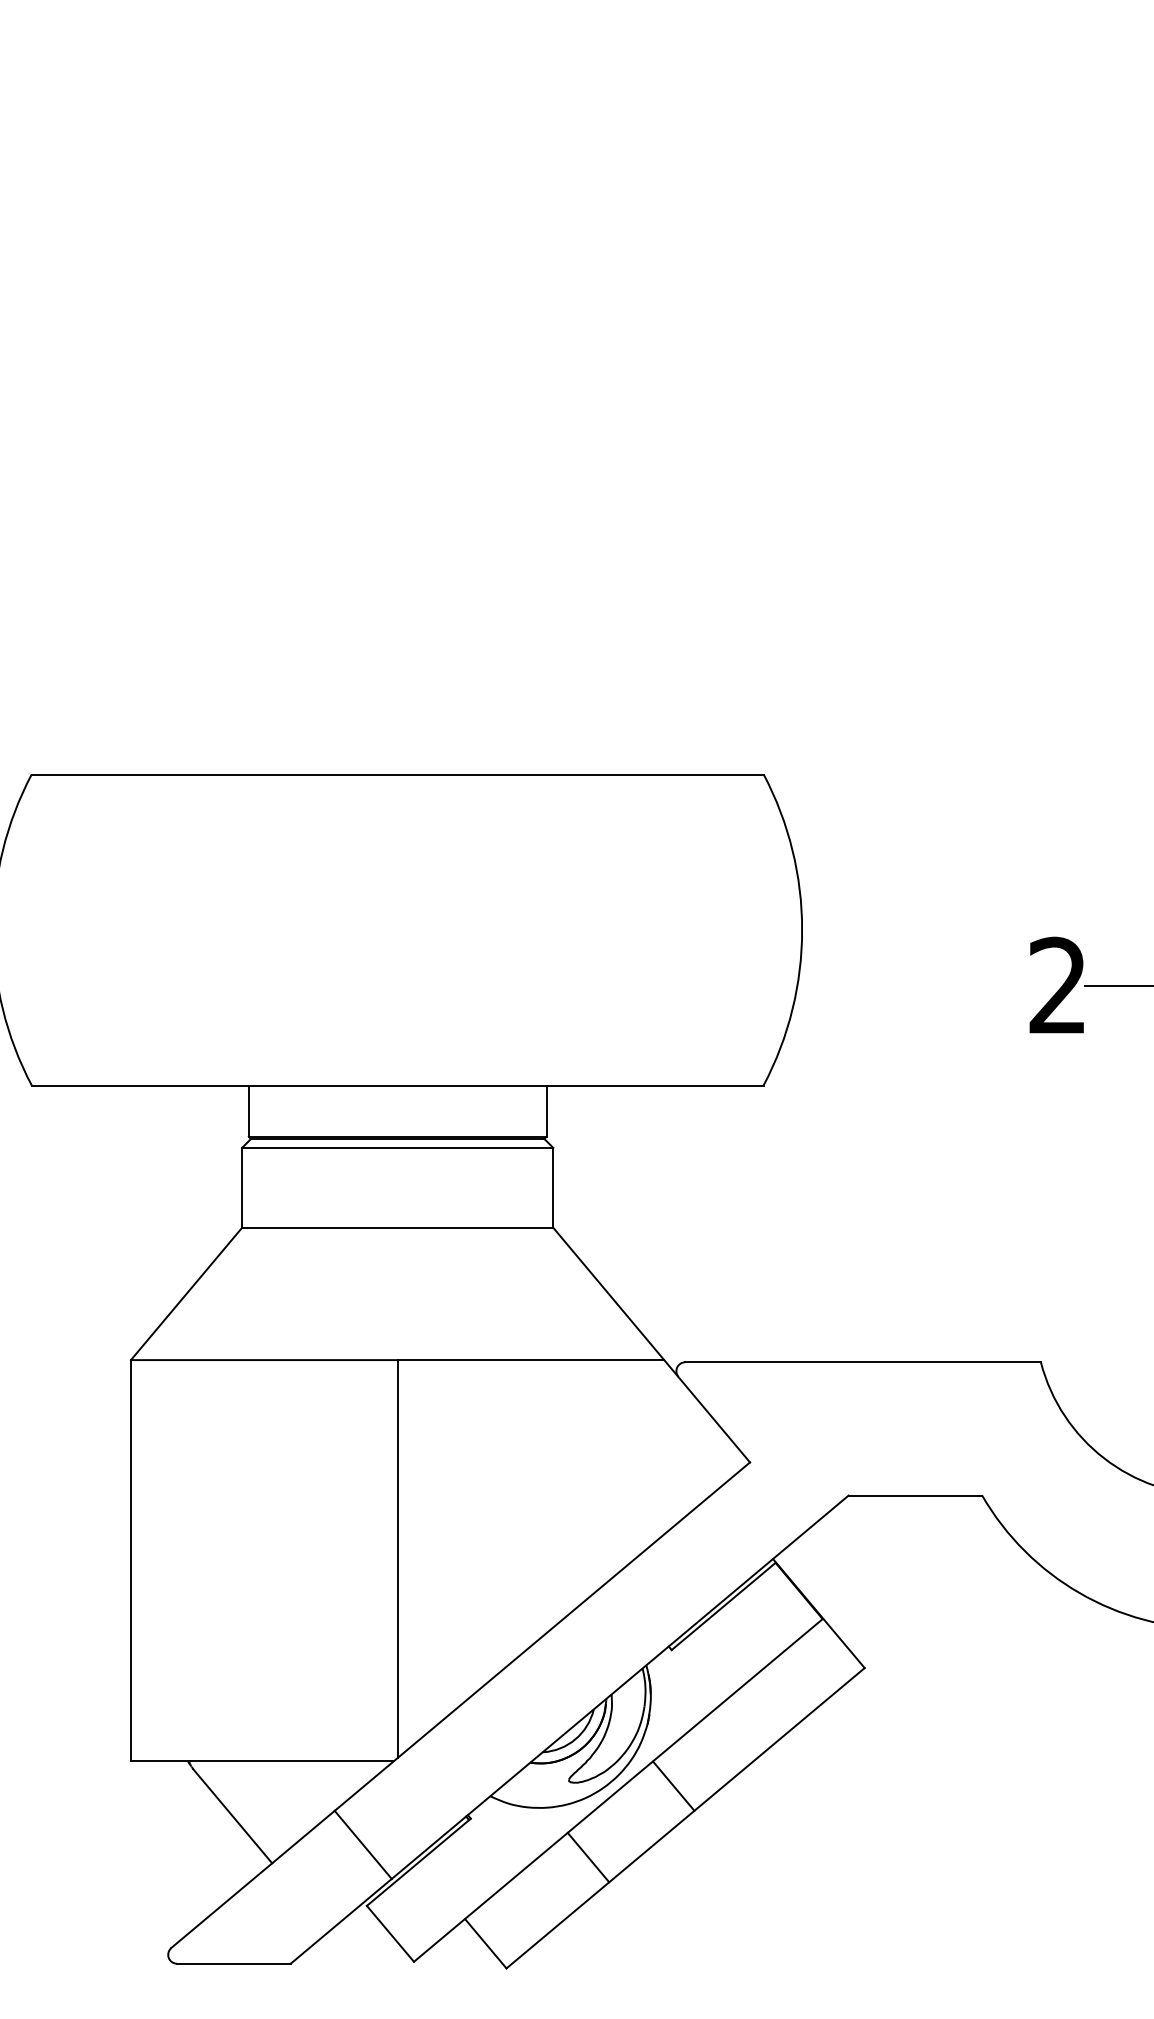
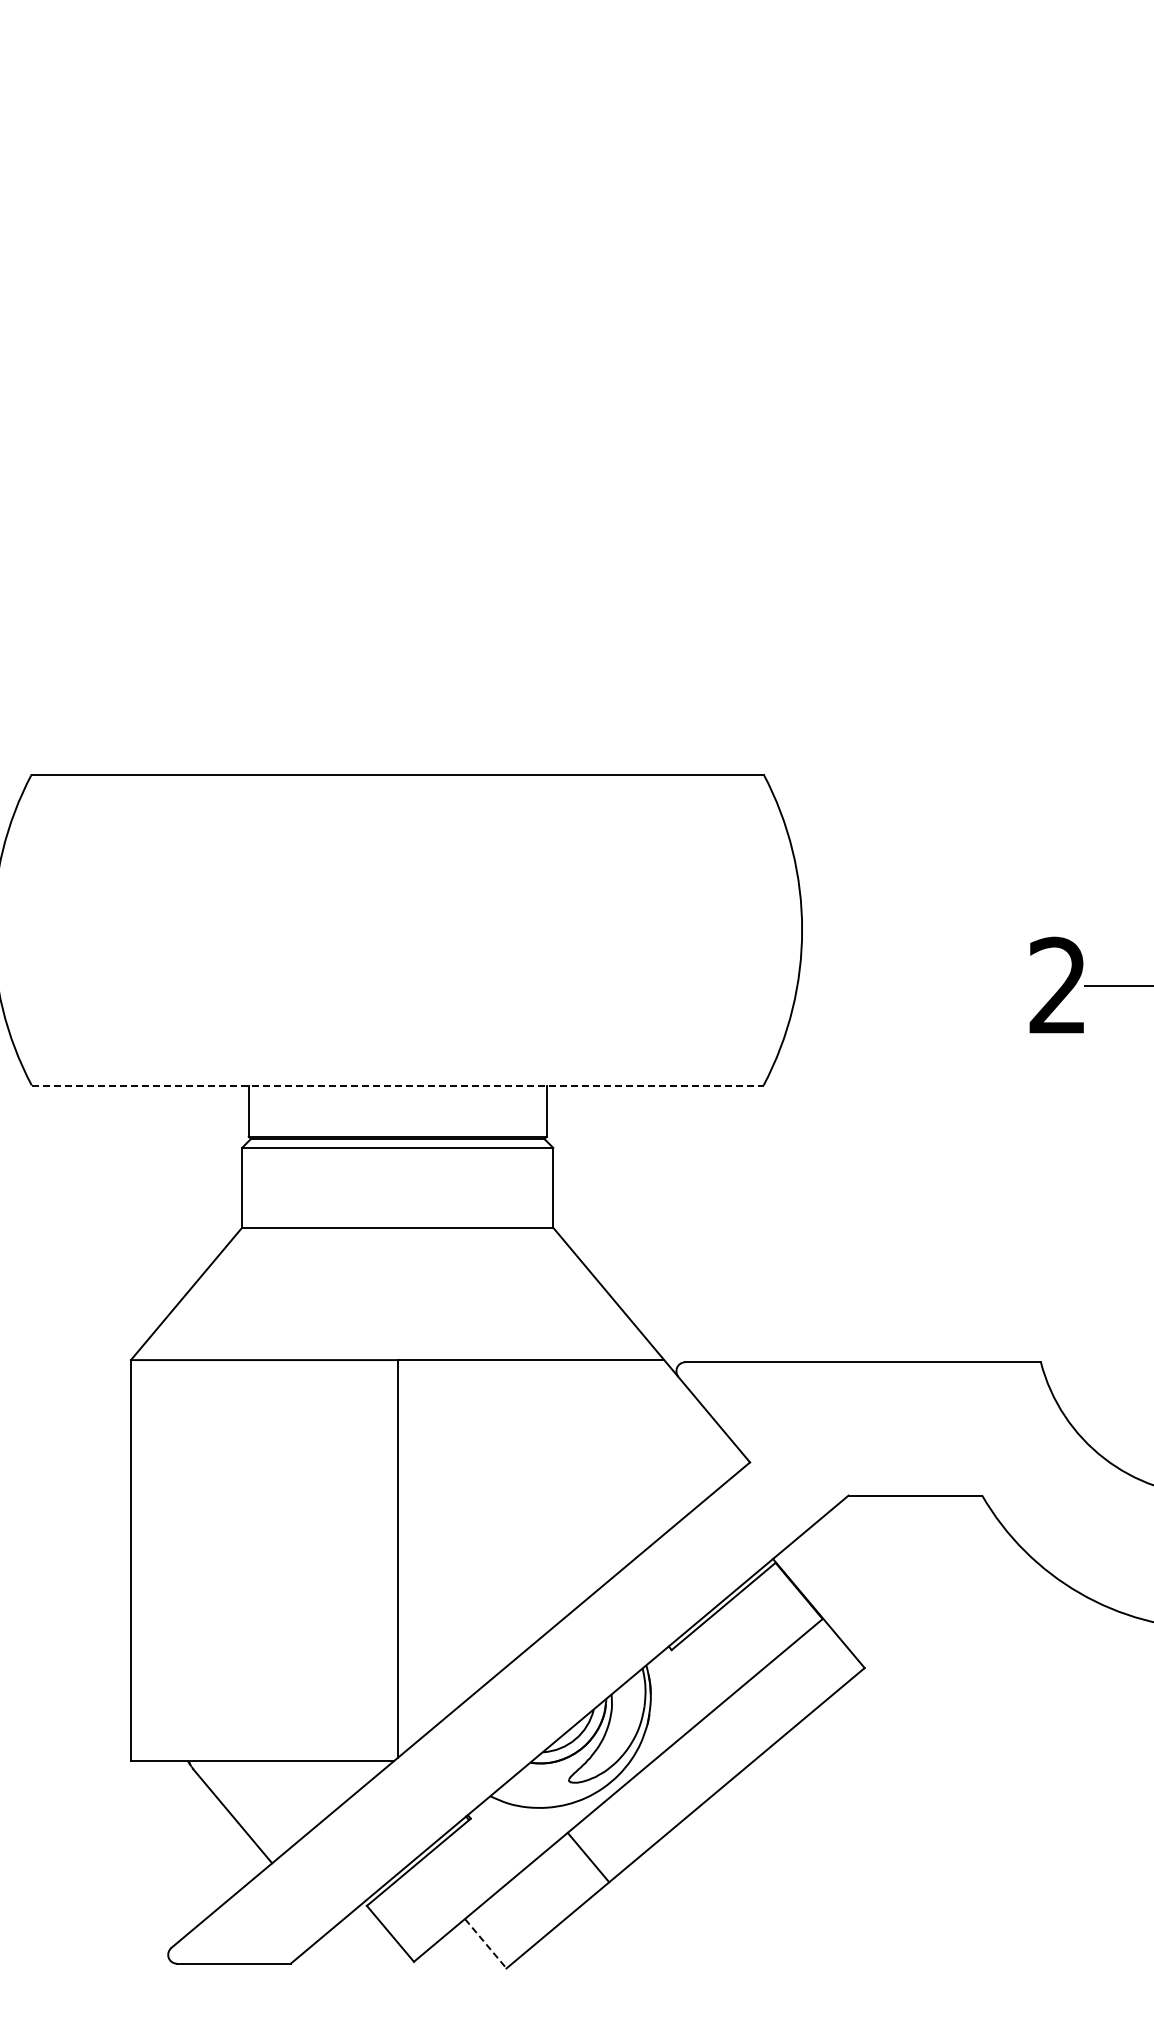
line: solid -> dashed (397, 1085)
line: present -> none (673, 1785)
line: present -> none (362, 1844)
line: solid -> dashed (486, 1944)
